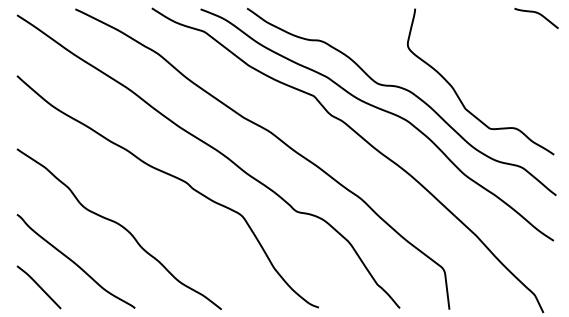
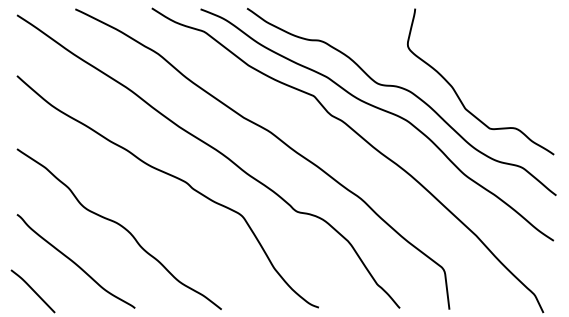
curve: present -> none (538, 14)
curve position: (38, 286) -> (32, 290) (32, 290)
